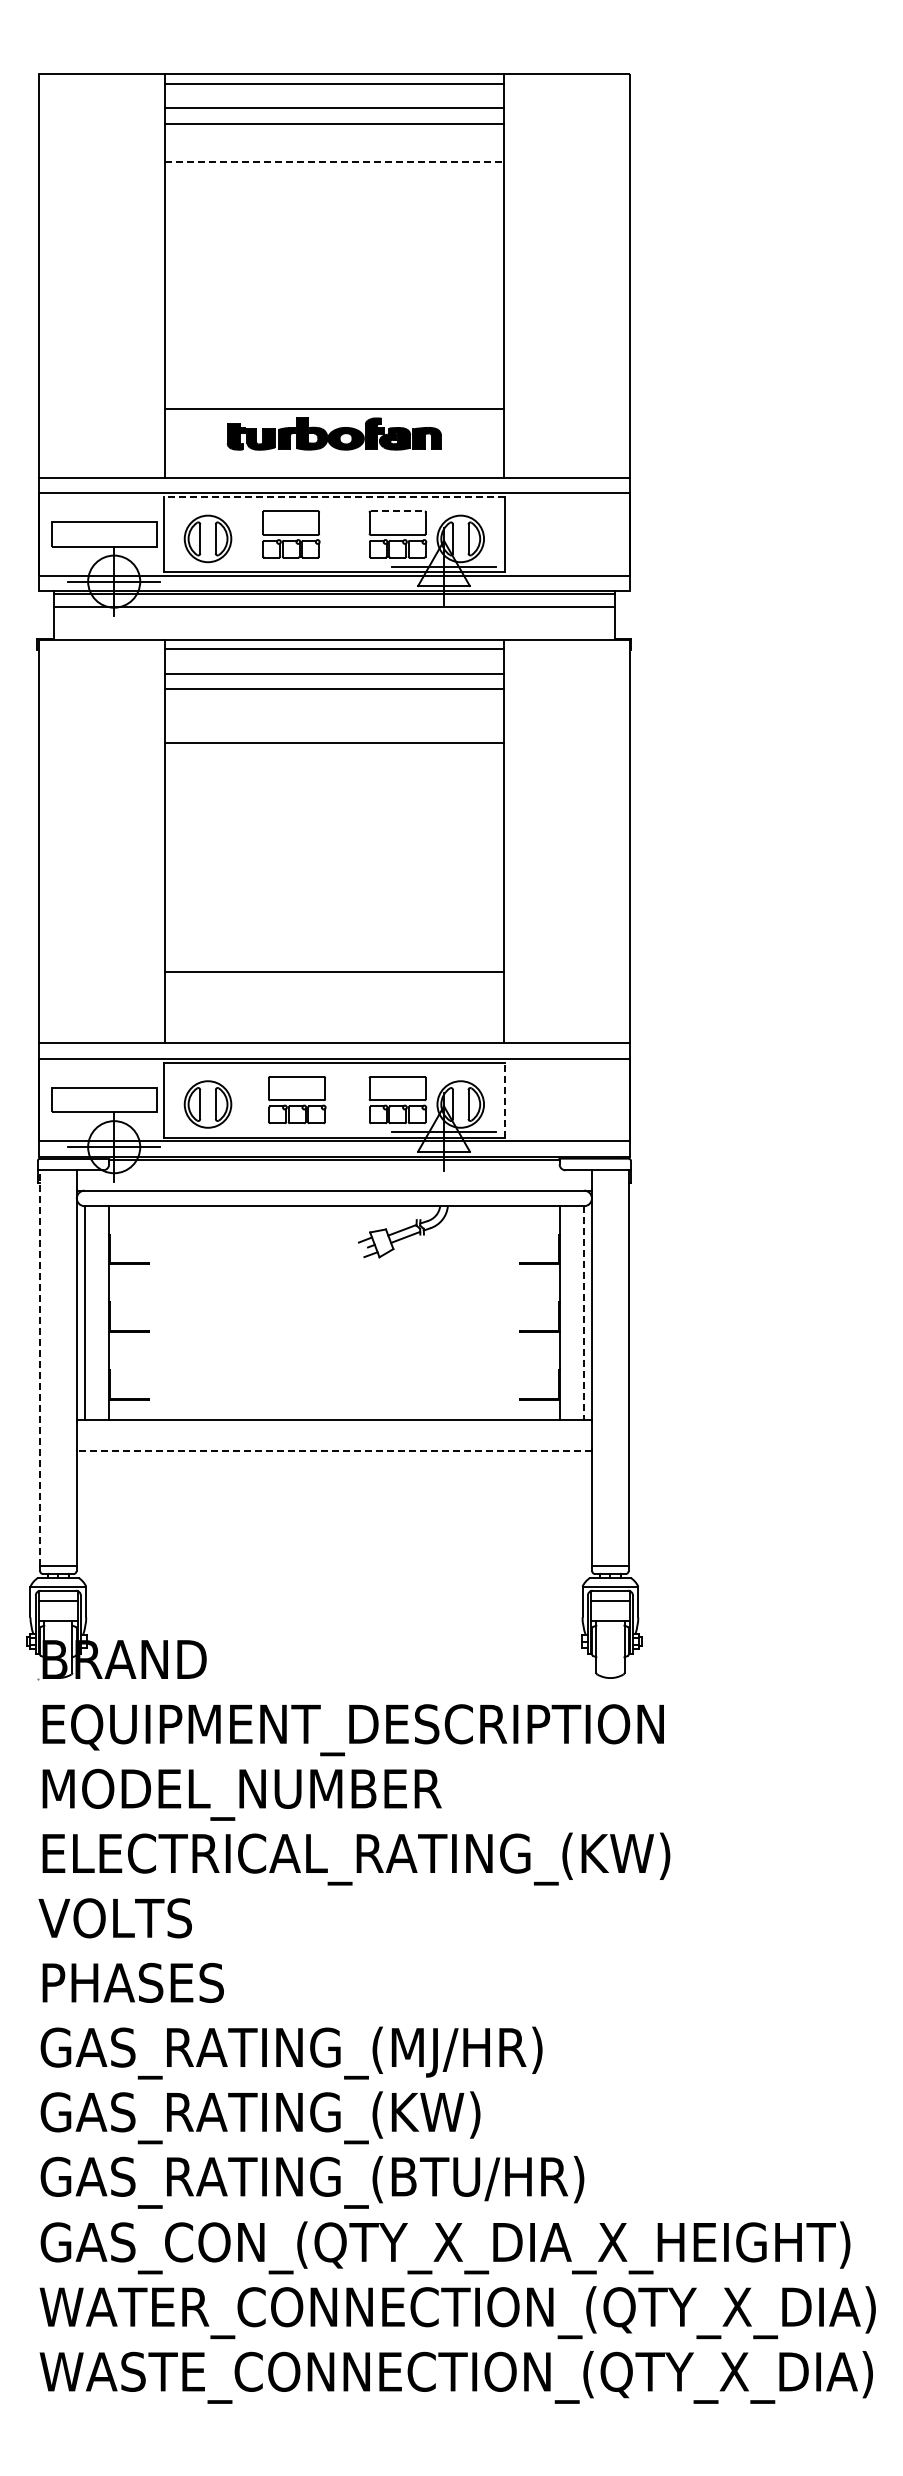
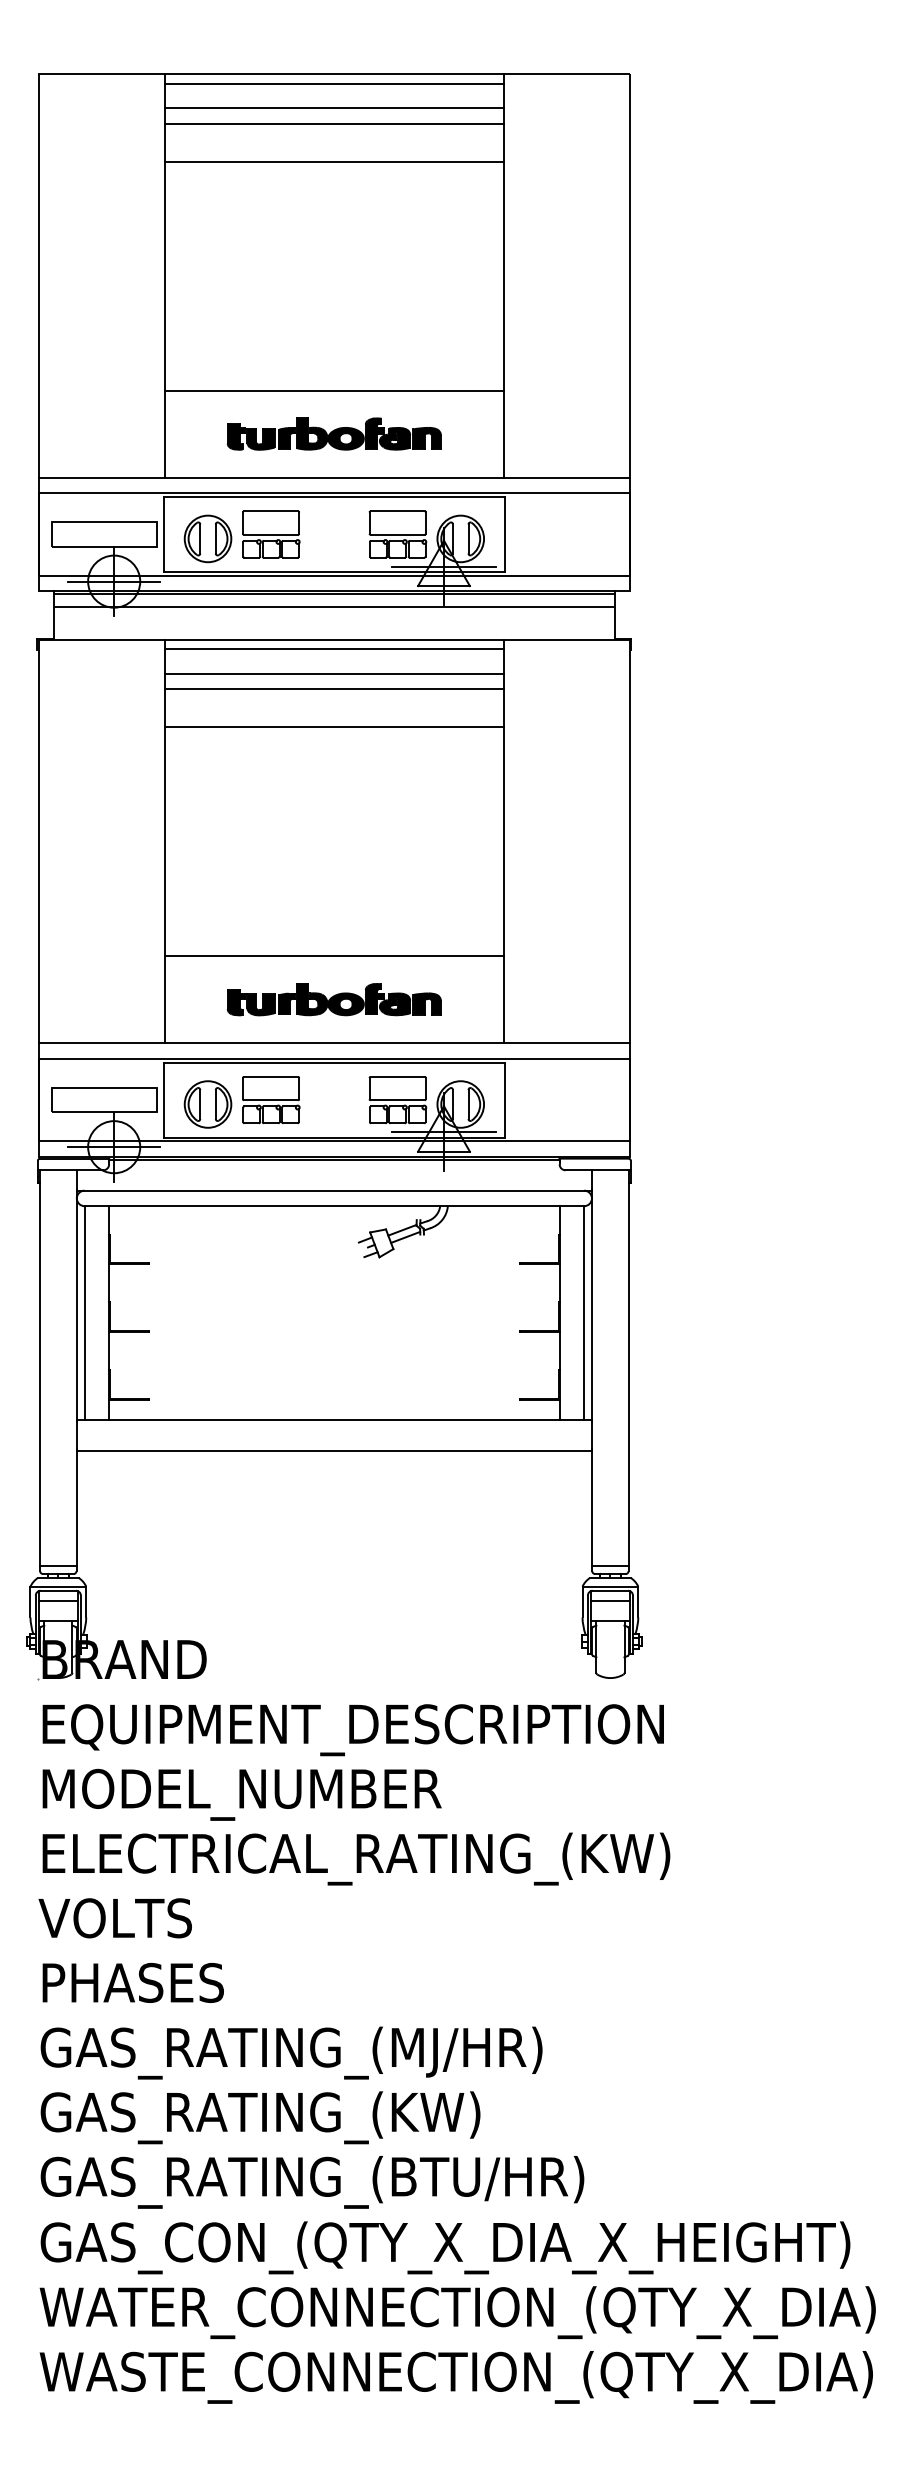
line: dashed -> solid (334, 161)
line position: (334, 408) -> (334, 390) (334, 390)
line: dashed -> solid (333, 497)
line: dashed -> solid (398, 511)
part position: (291, 534) -> (271, 534) (271, 534)
line position: (334, 743) -> (334, 727) (334, 727)
line position: (334, 972) -> (334, 956) (334, 956)
part: none -> present (333, 999)
line: dashed -> solid (504, 1099)
part position: (297, 1100) -> (271, 1100) (271, 1100)
line: dashed -> solid (584, 1312)
line: dashed -> solid (39, 1368)
line: dashed -> solid (334, 1450)
